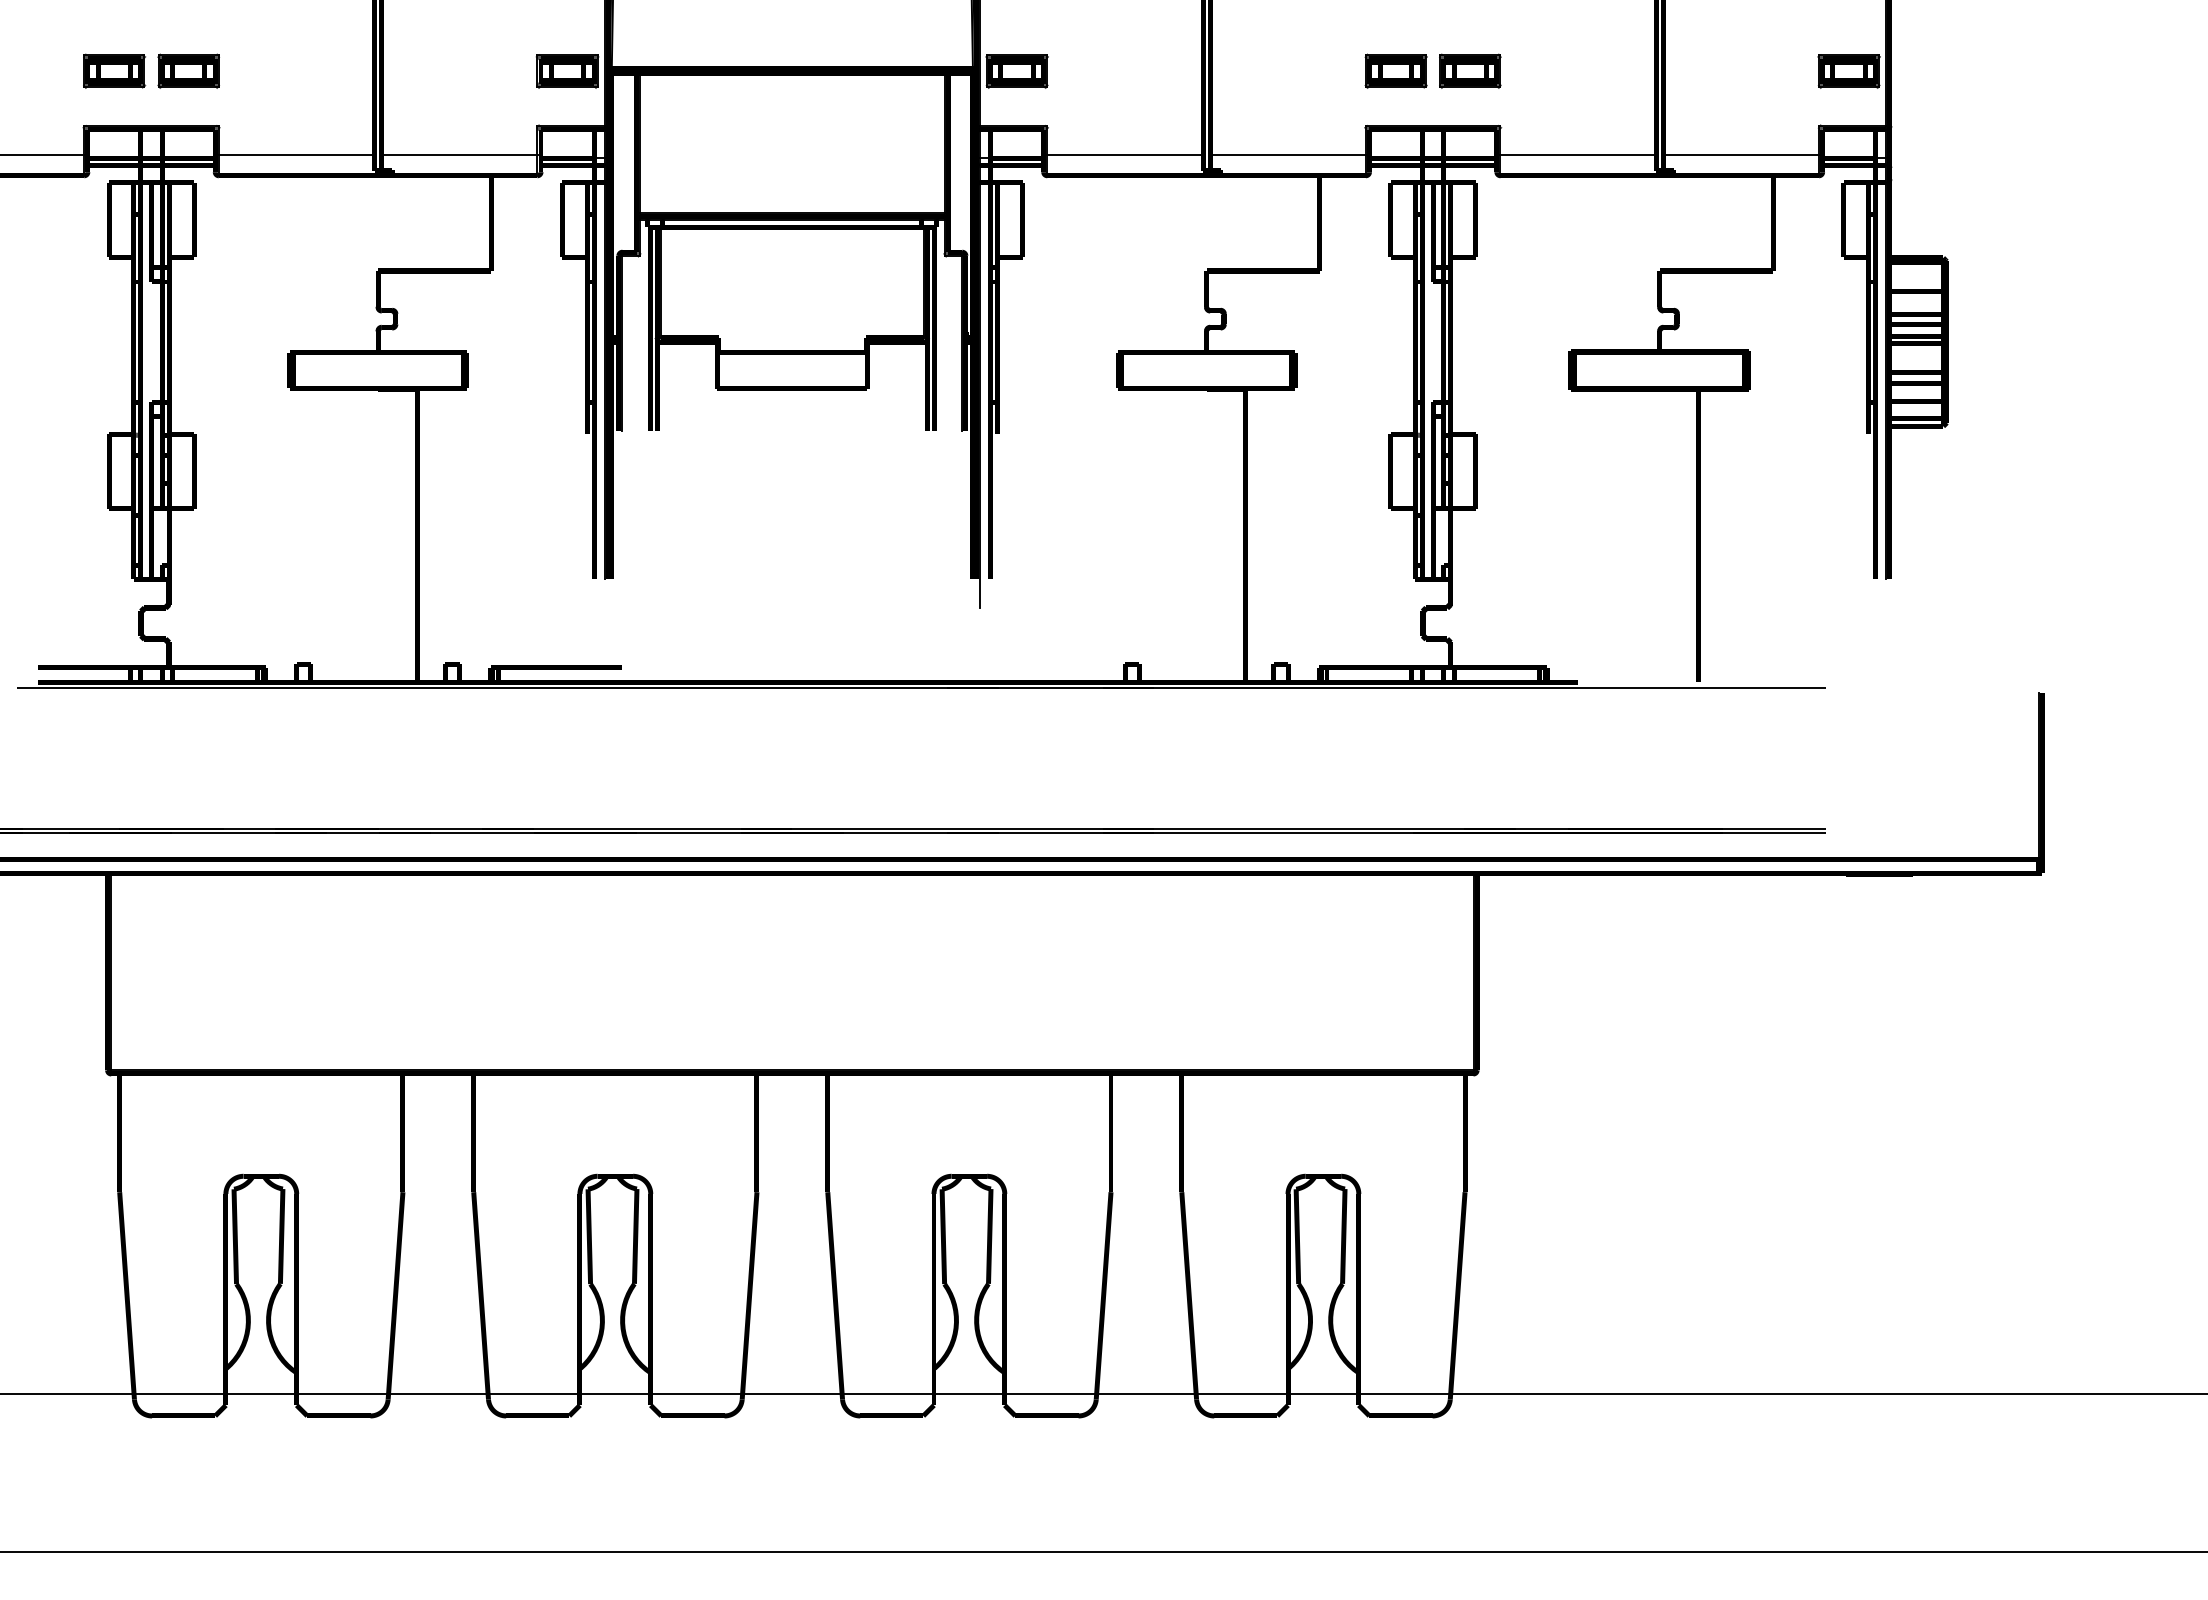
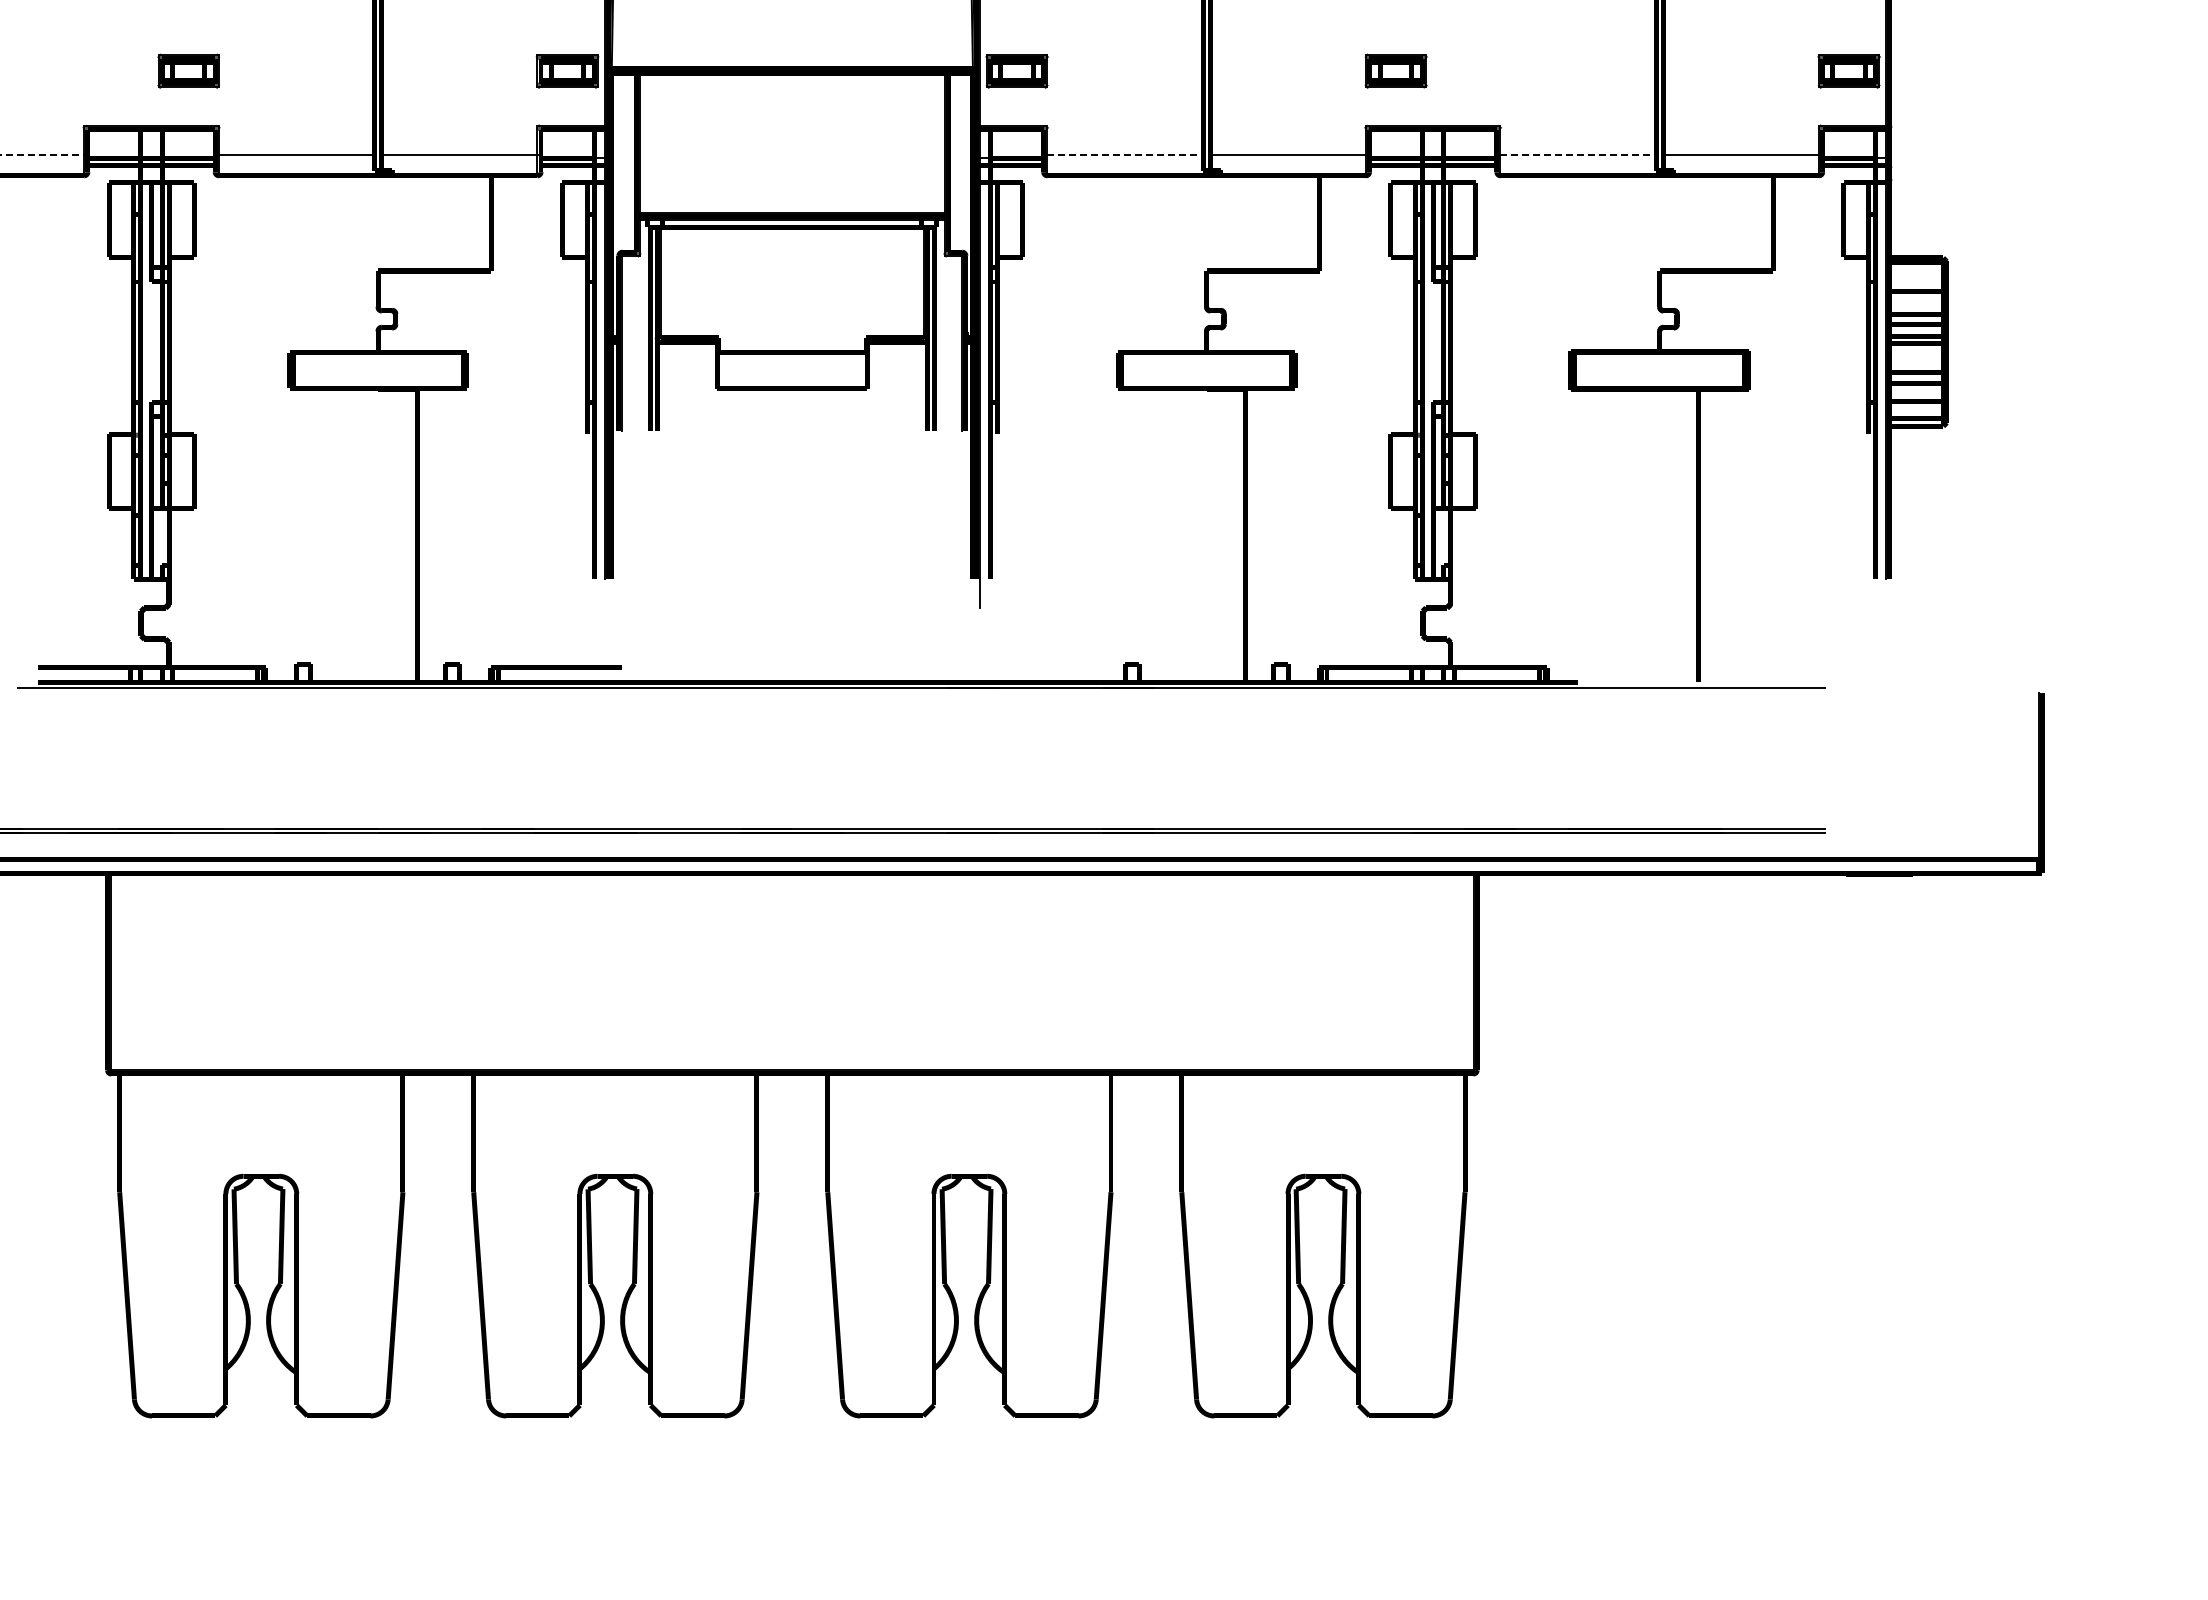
part: present -> none (114, 70)
part: present -> none (1470, 70)
line: solid -> dashed (42, 154)
line: solid -> dashed (1125, 154)
line: solid -> dashed (1578, 154)
line: present -> none (1103, 1393)
line: present -> none (1103, 1551)
